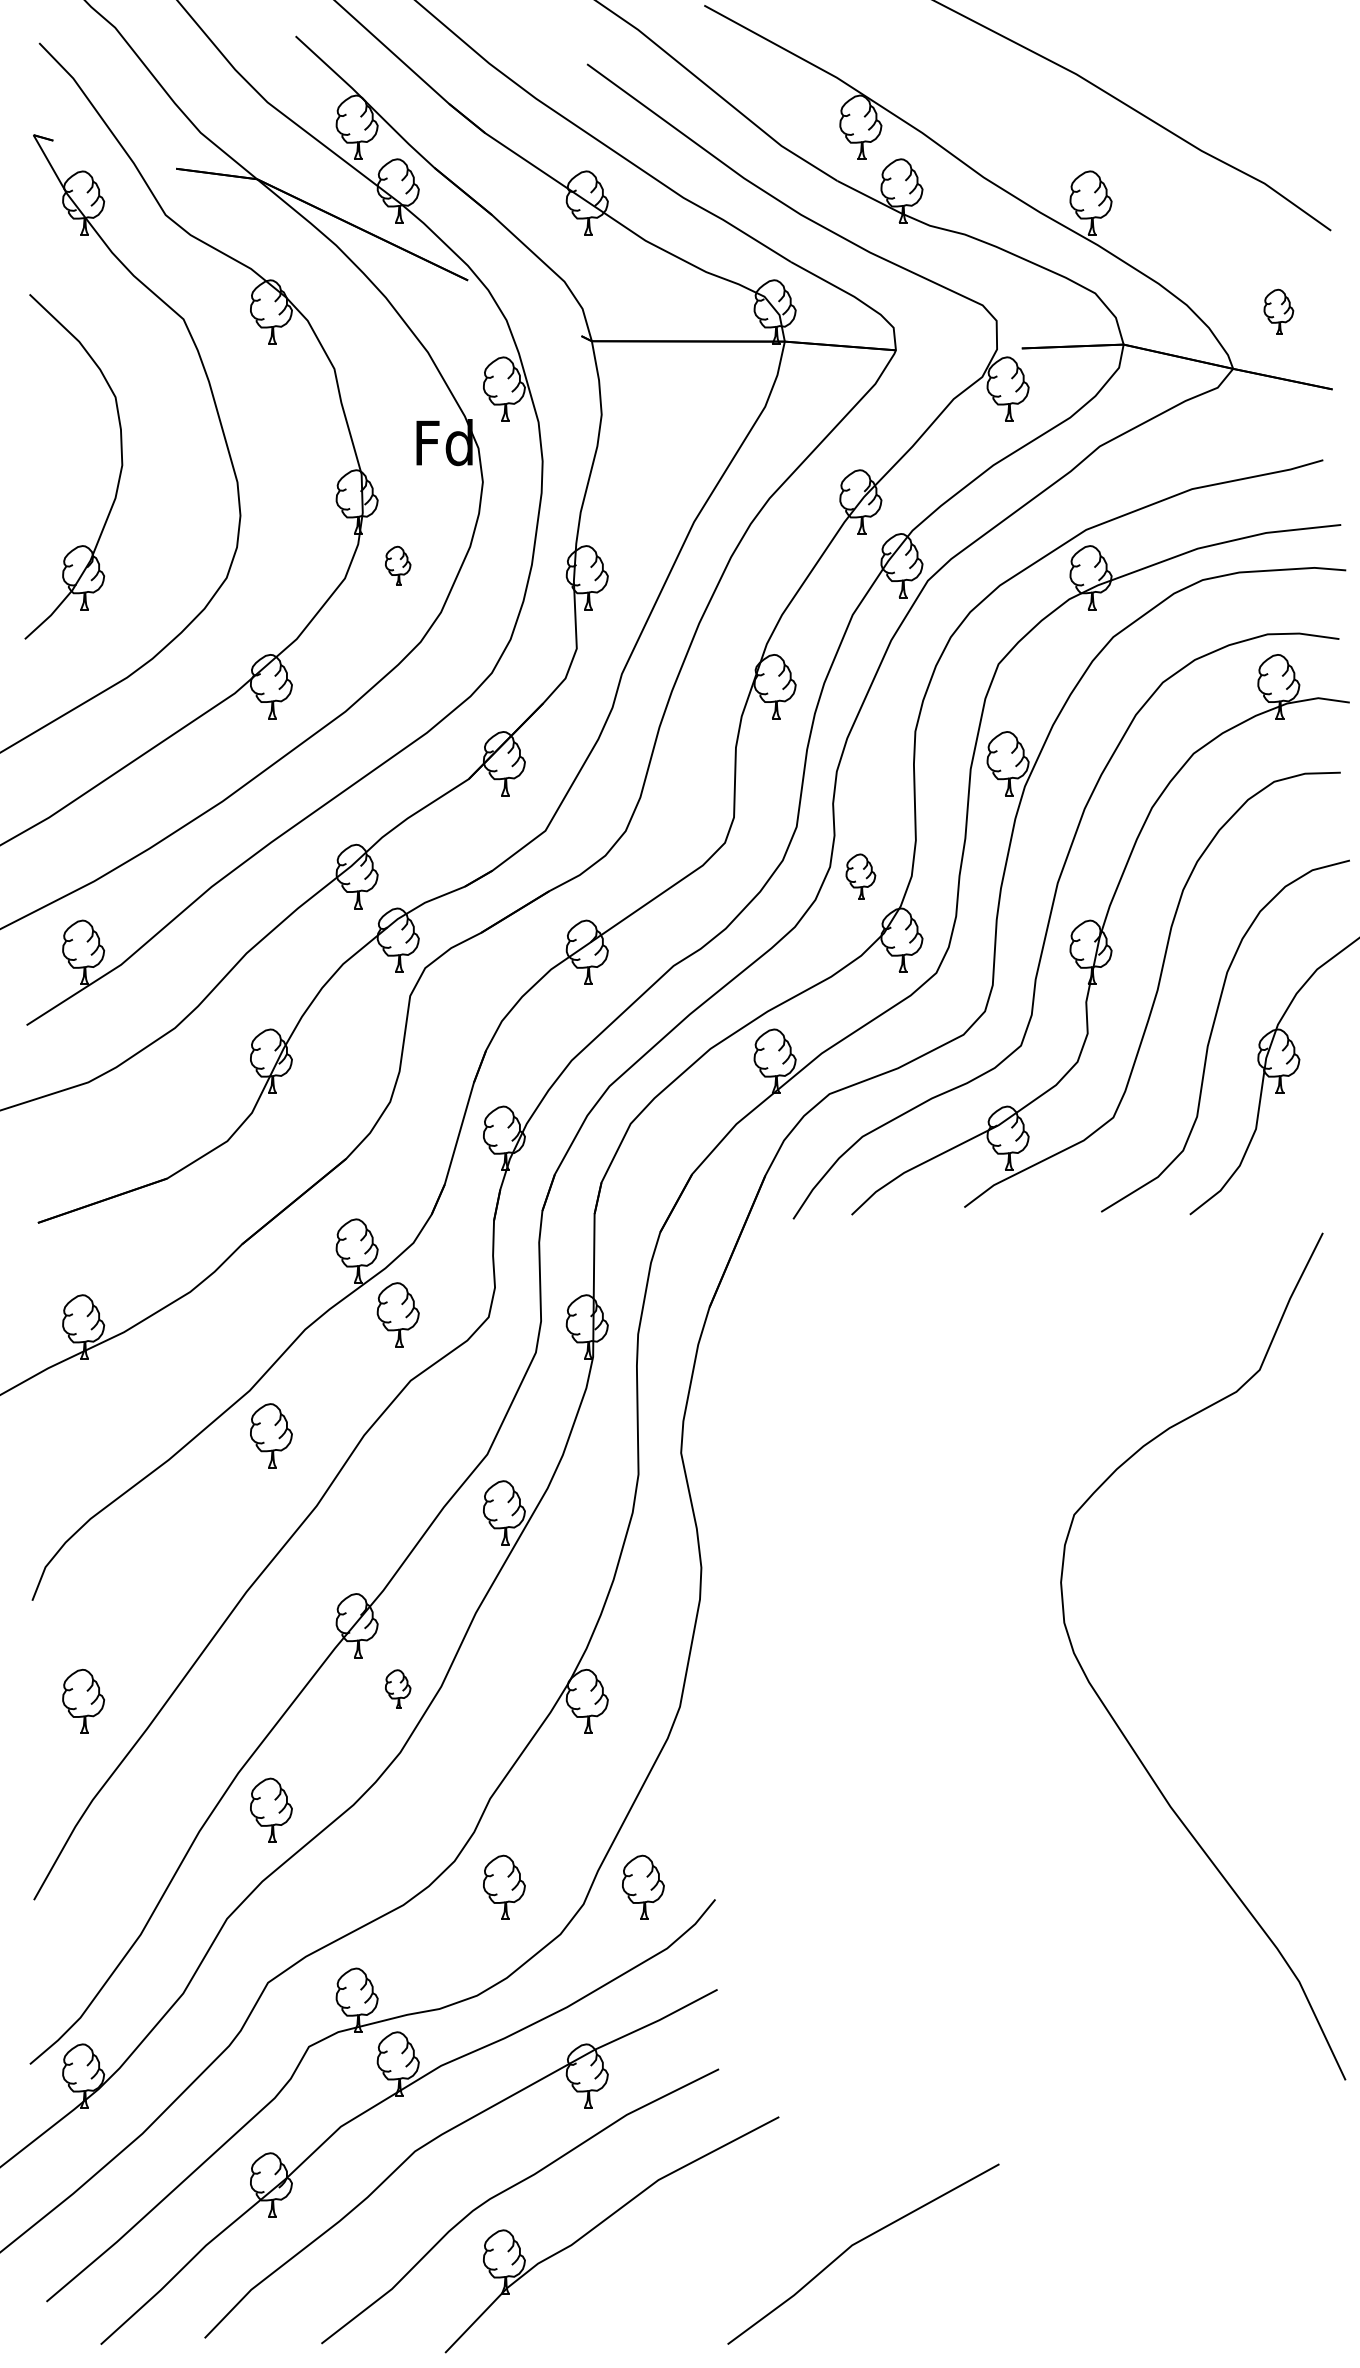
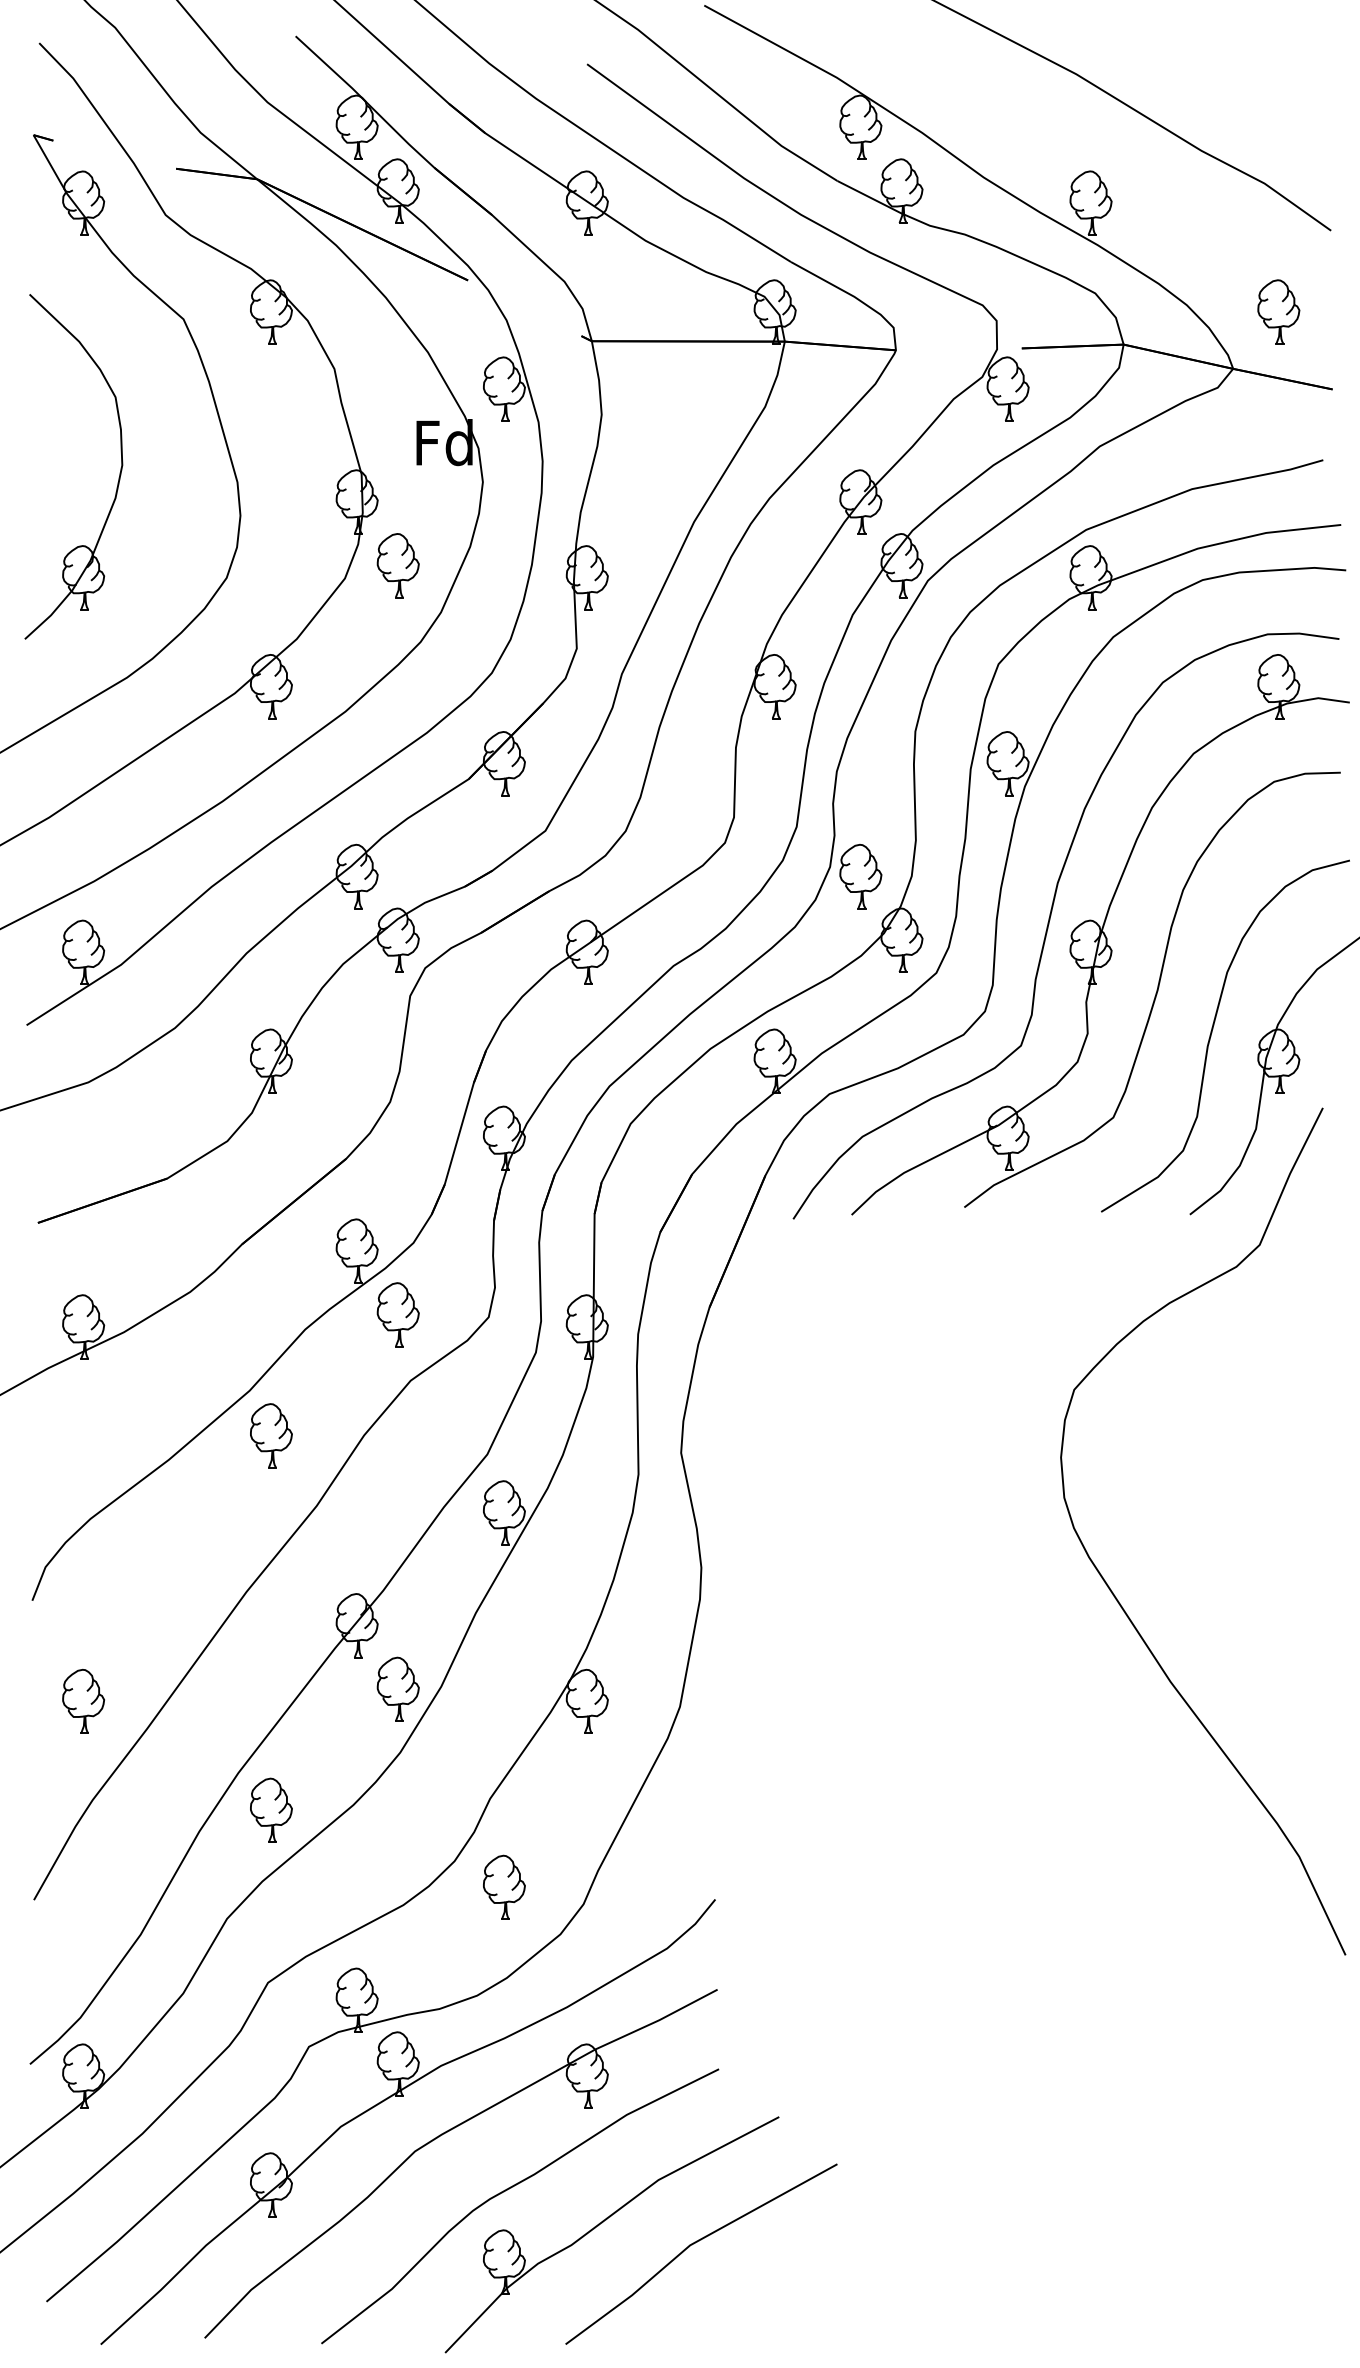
part size: 32x47 px -> 44x66 px (1278, 311)
part size: 27x41 px -> 44x66 px (397, 565)
part size: 32x47 px -> 44x66 px (860, 876)
part size: 27x40 px -> 44x66 px (397, 1688)
curve position: (1113, 1717) -> (1113, 1592) (1113, 1592)
part: present -> none (643, 1886)
line position: (857, 2243) -> (695, 2243) (695, 2243)
